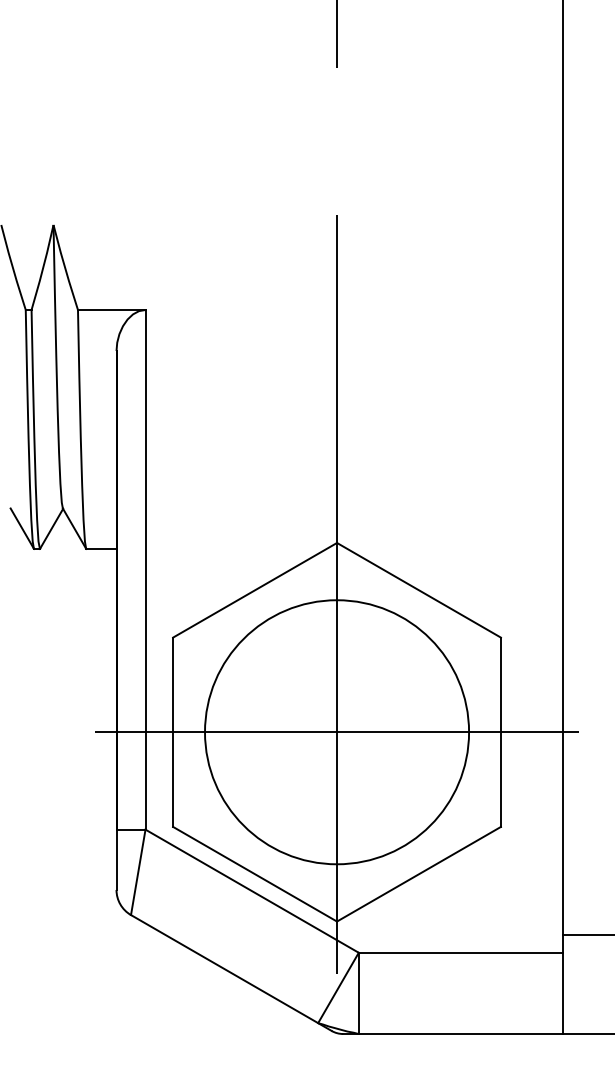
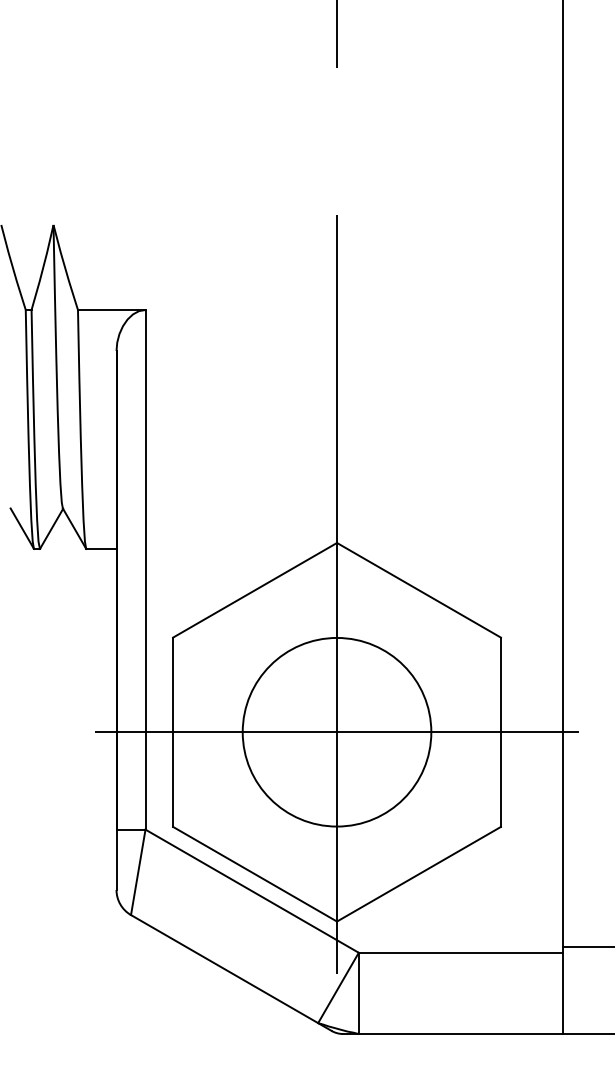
circle diameter: 264 px -> 189 px (336, 731)
line position: (587, 934) -> (587, 946) (587, 946)
